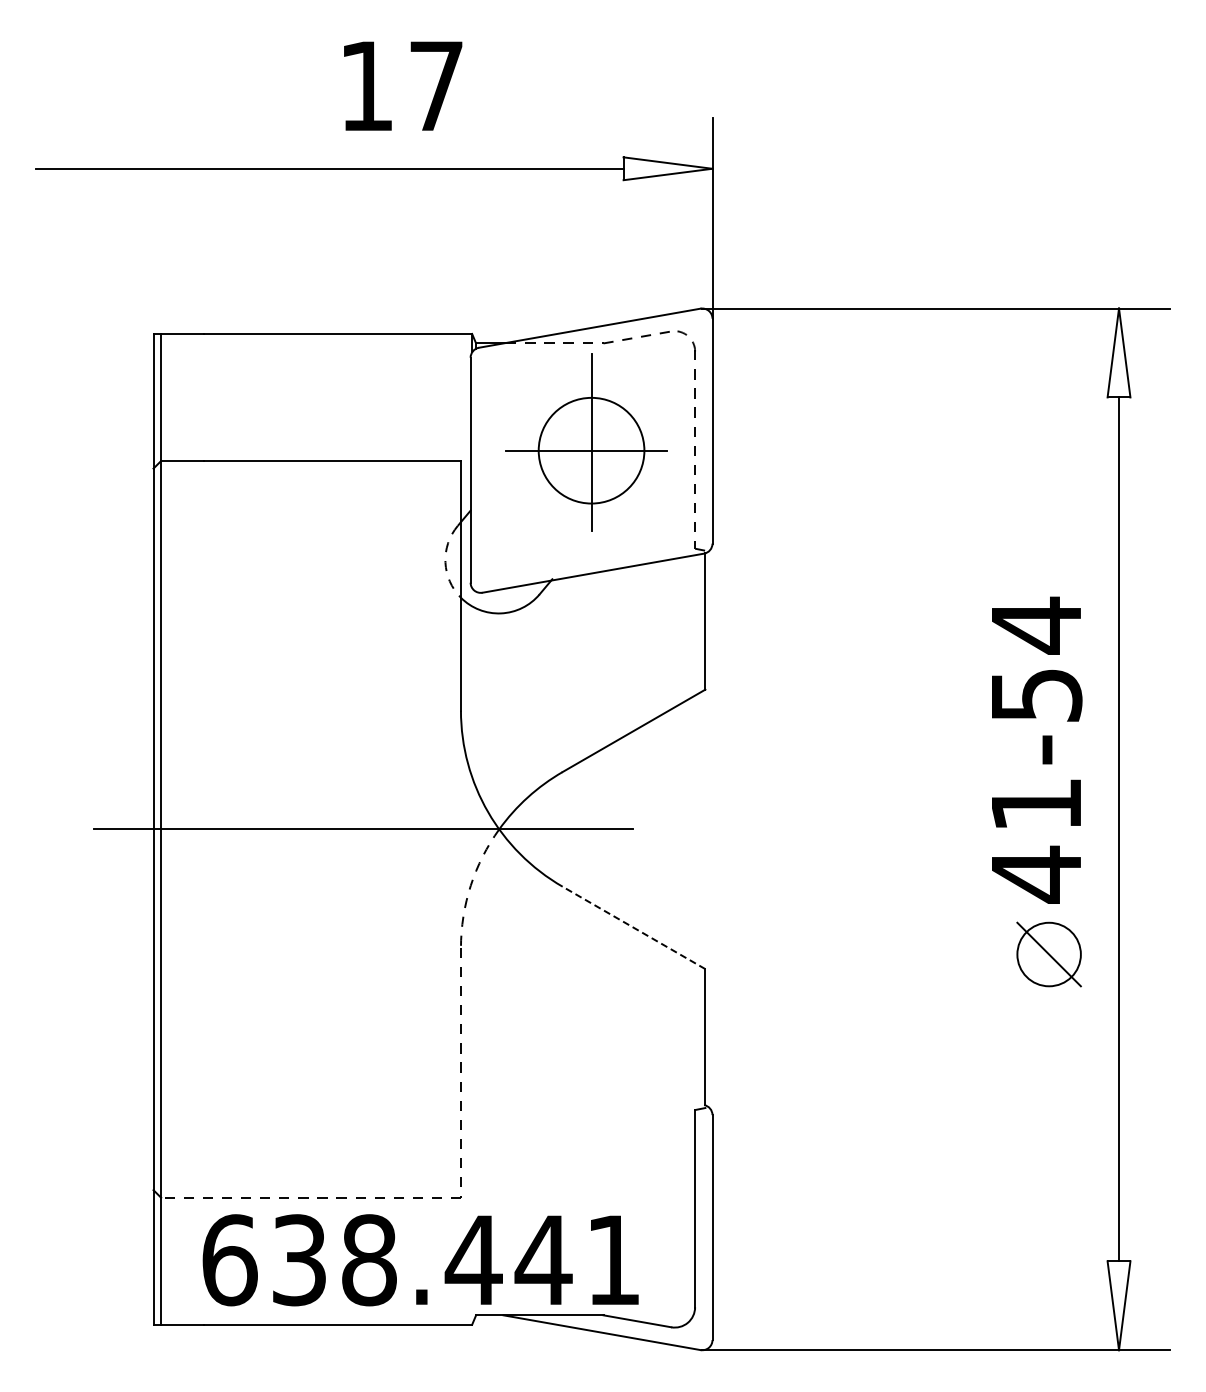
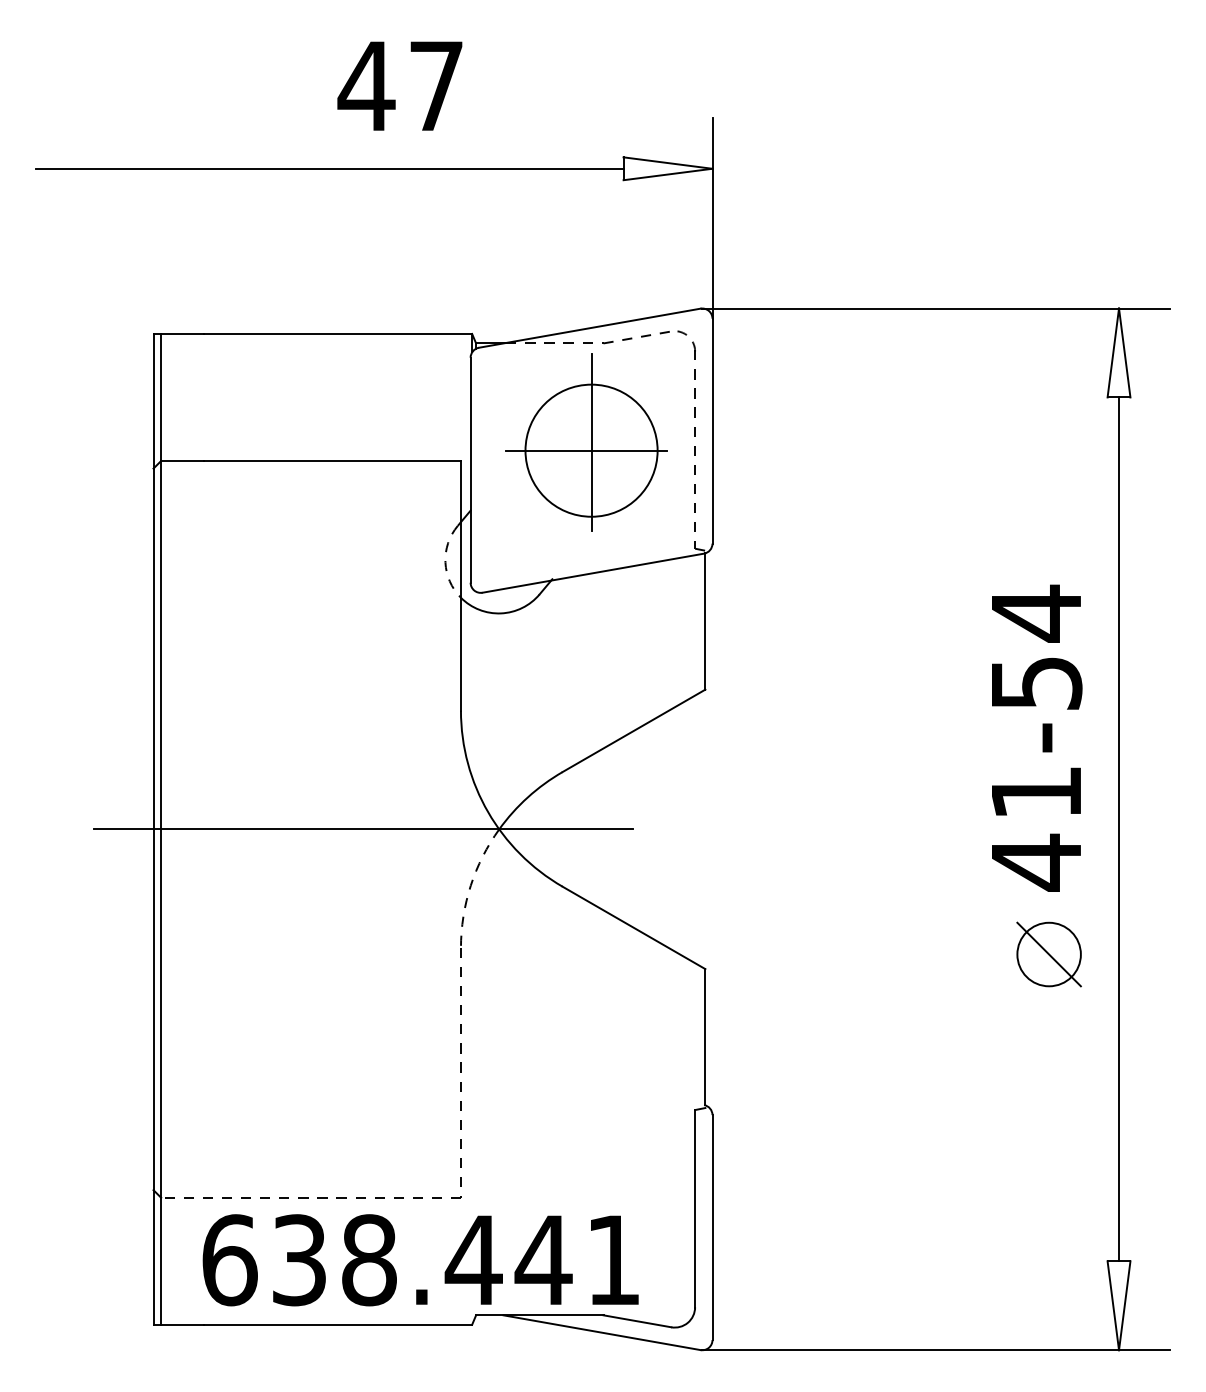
text: 17 -> 47 (366, 85)
circle diameter: 106 px -> 132 px (591, 450)
text position: (1037, 749) -> (1037, 737) (1037, 737)
line: dashed -> solid (633, 927)
